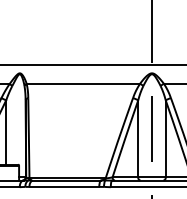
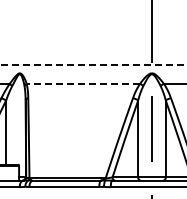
line: solid -> dashed (93, 65)
line: solid -> dashed (83, 83)
